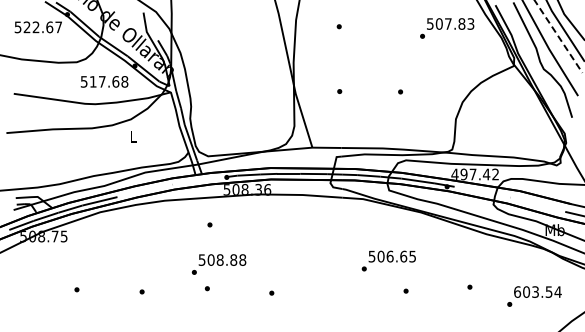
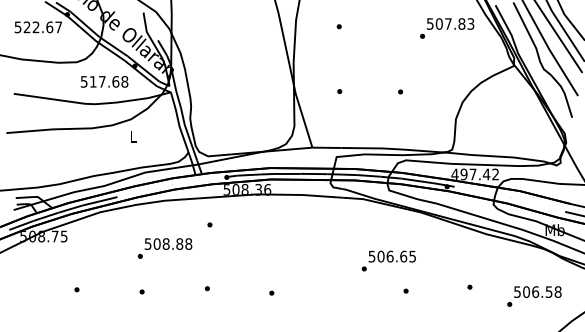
line: dashed -> solid (558, 37)
text position: (218, 264) -> (164, 248) (164, 248)
text: 603.54 -> 506.58 (537, 291)
